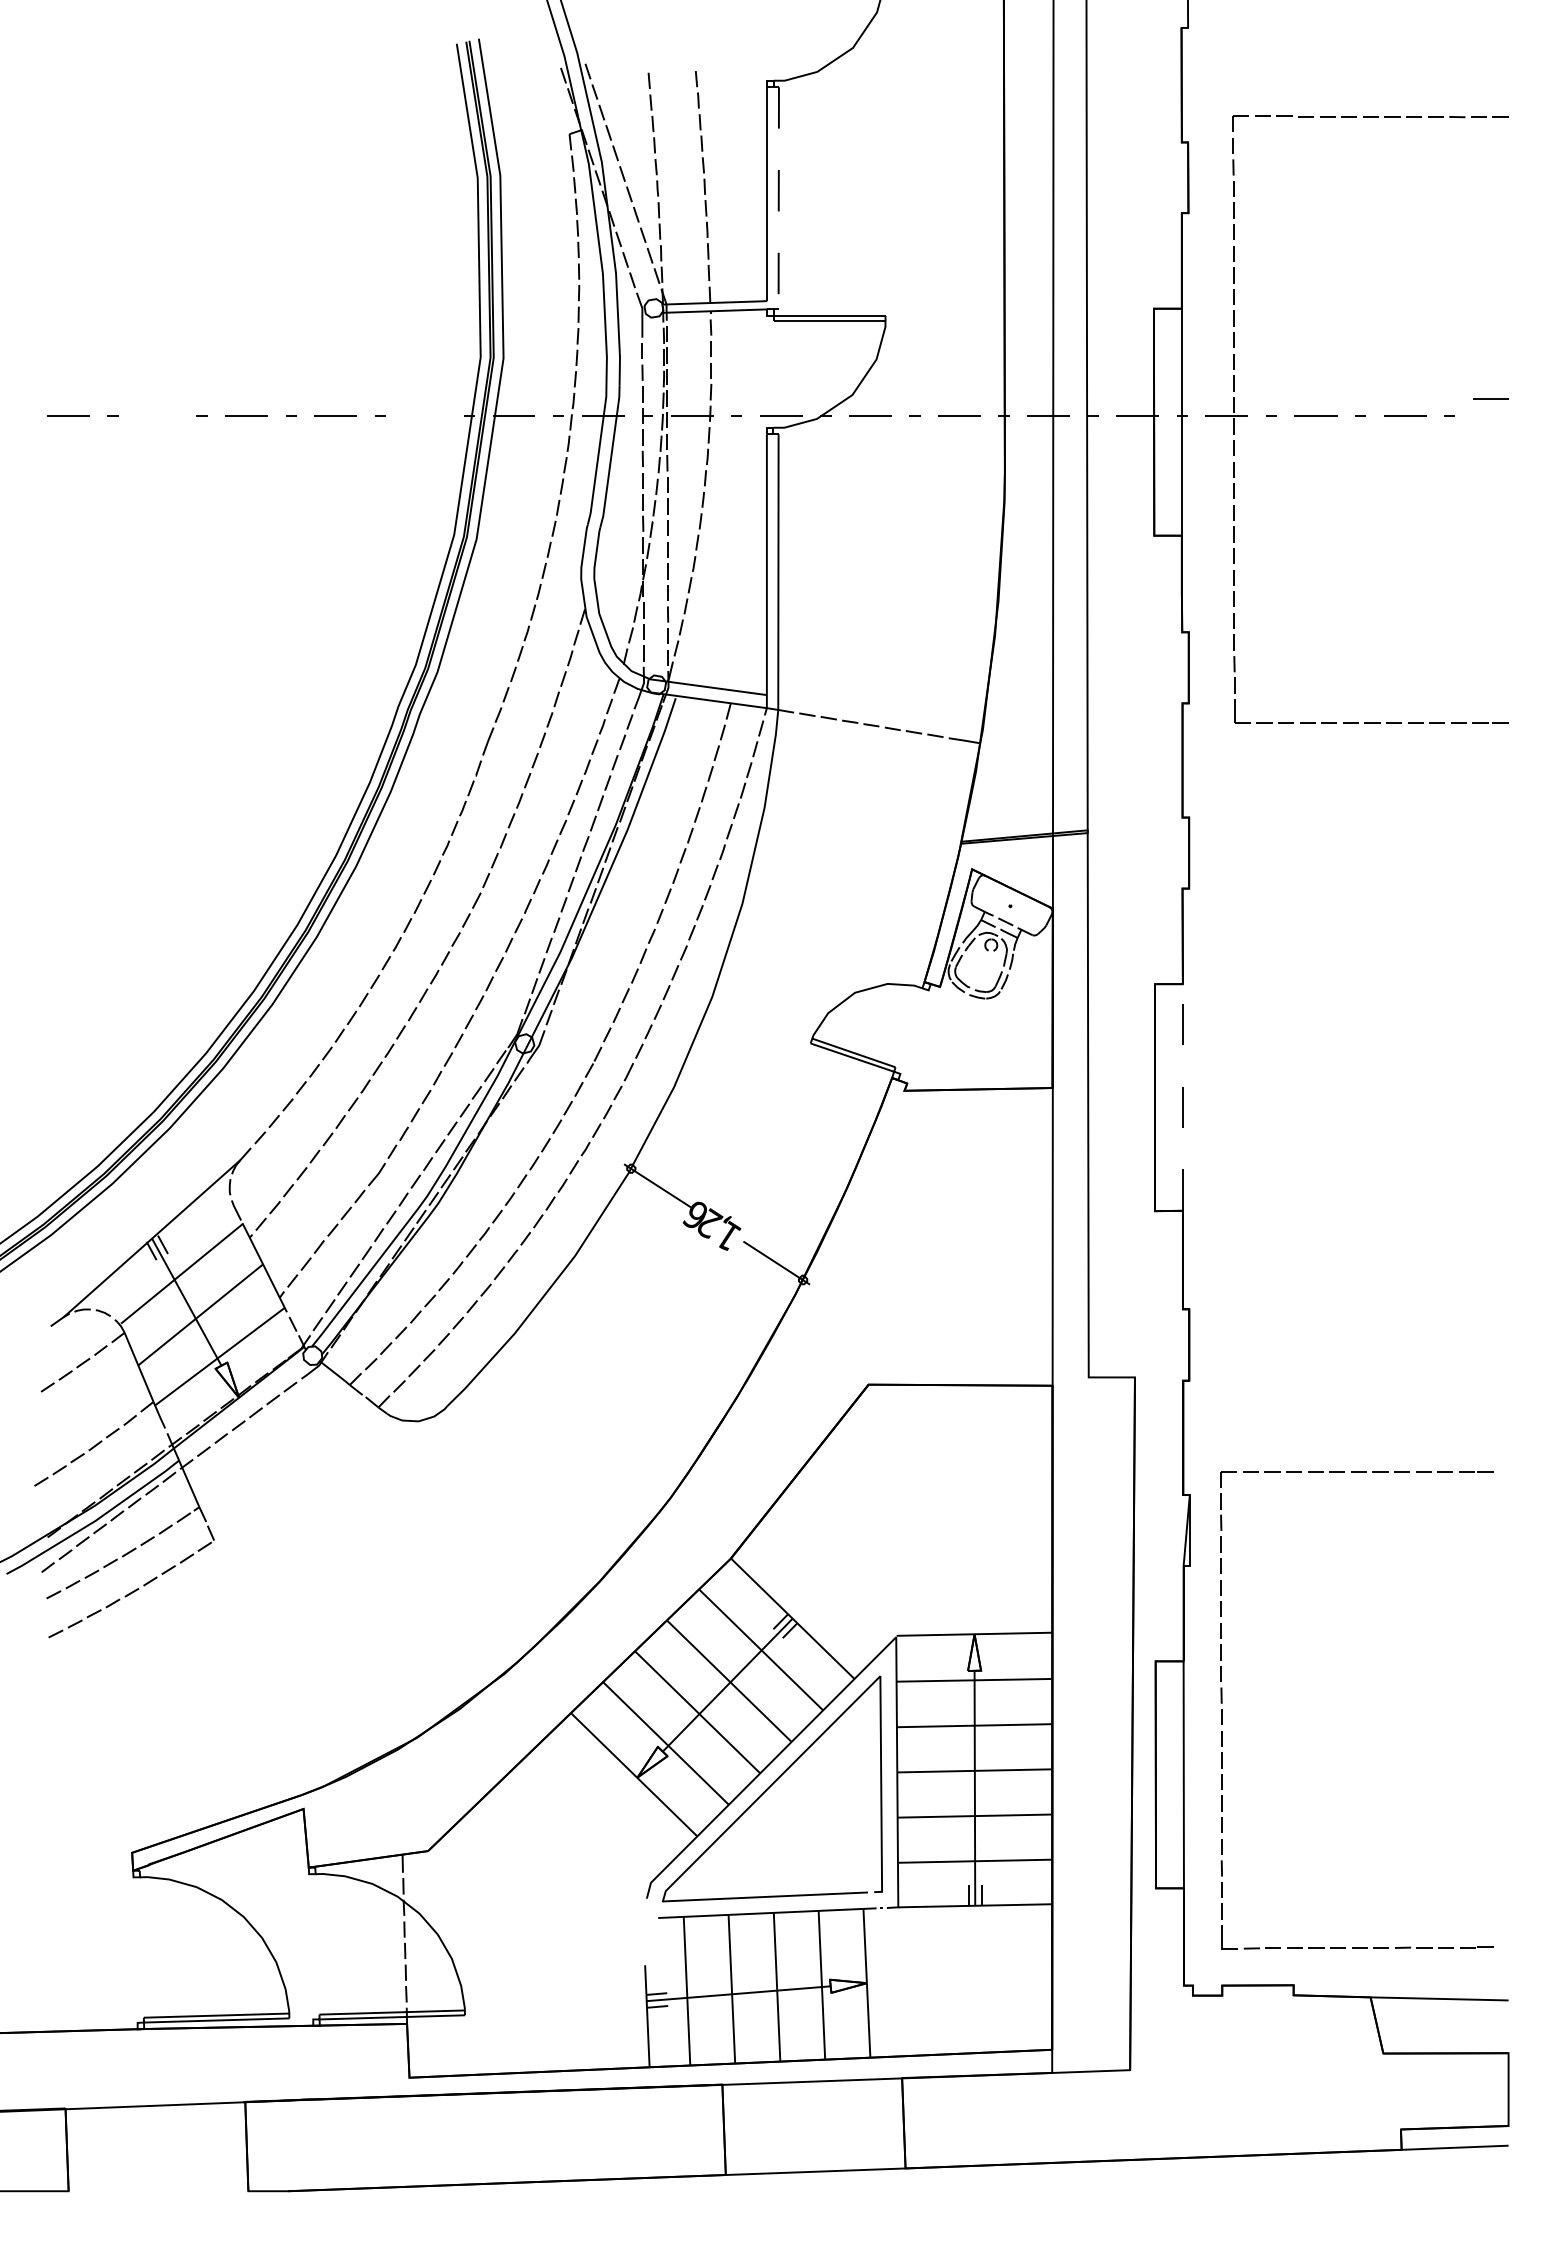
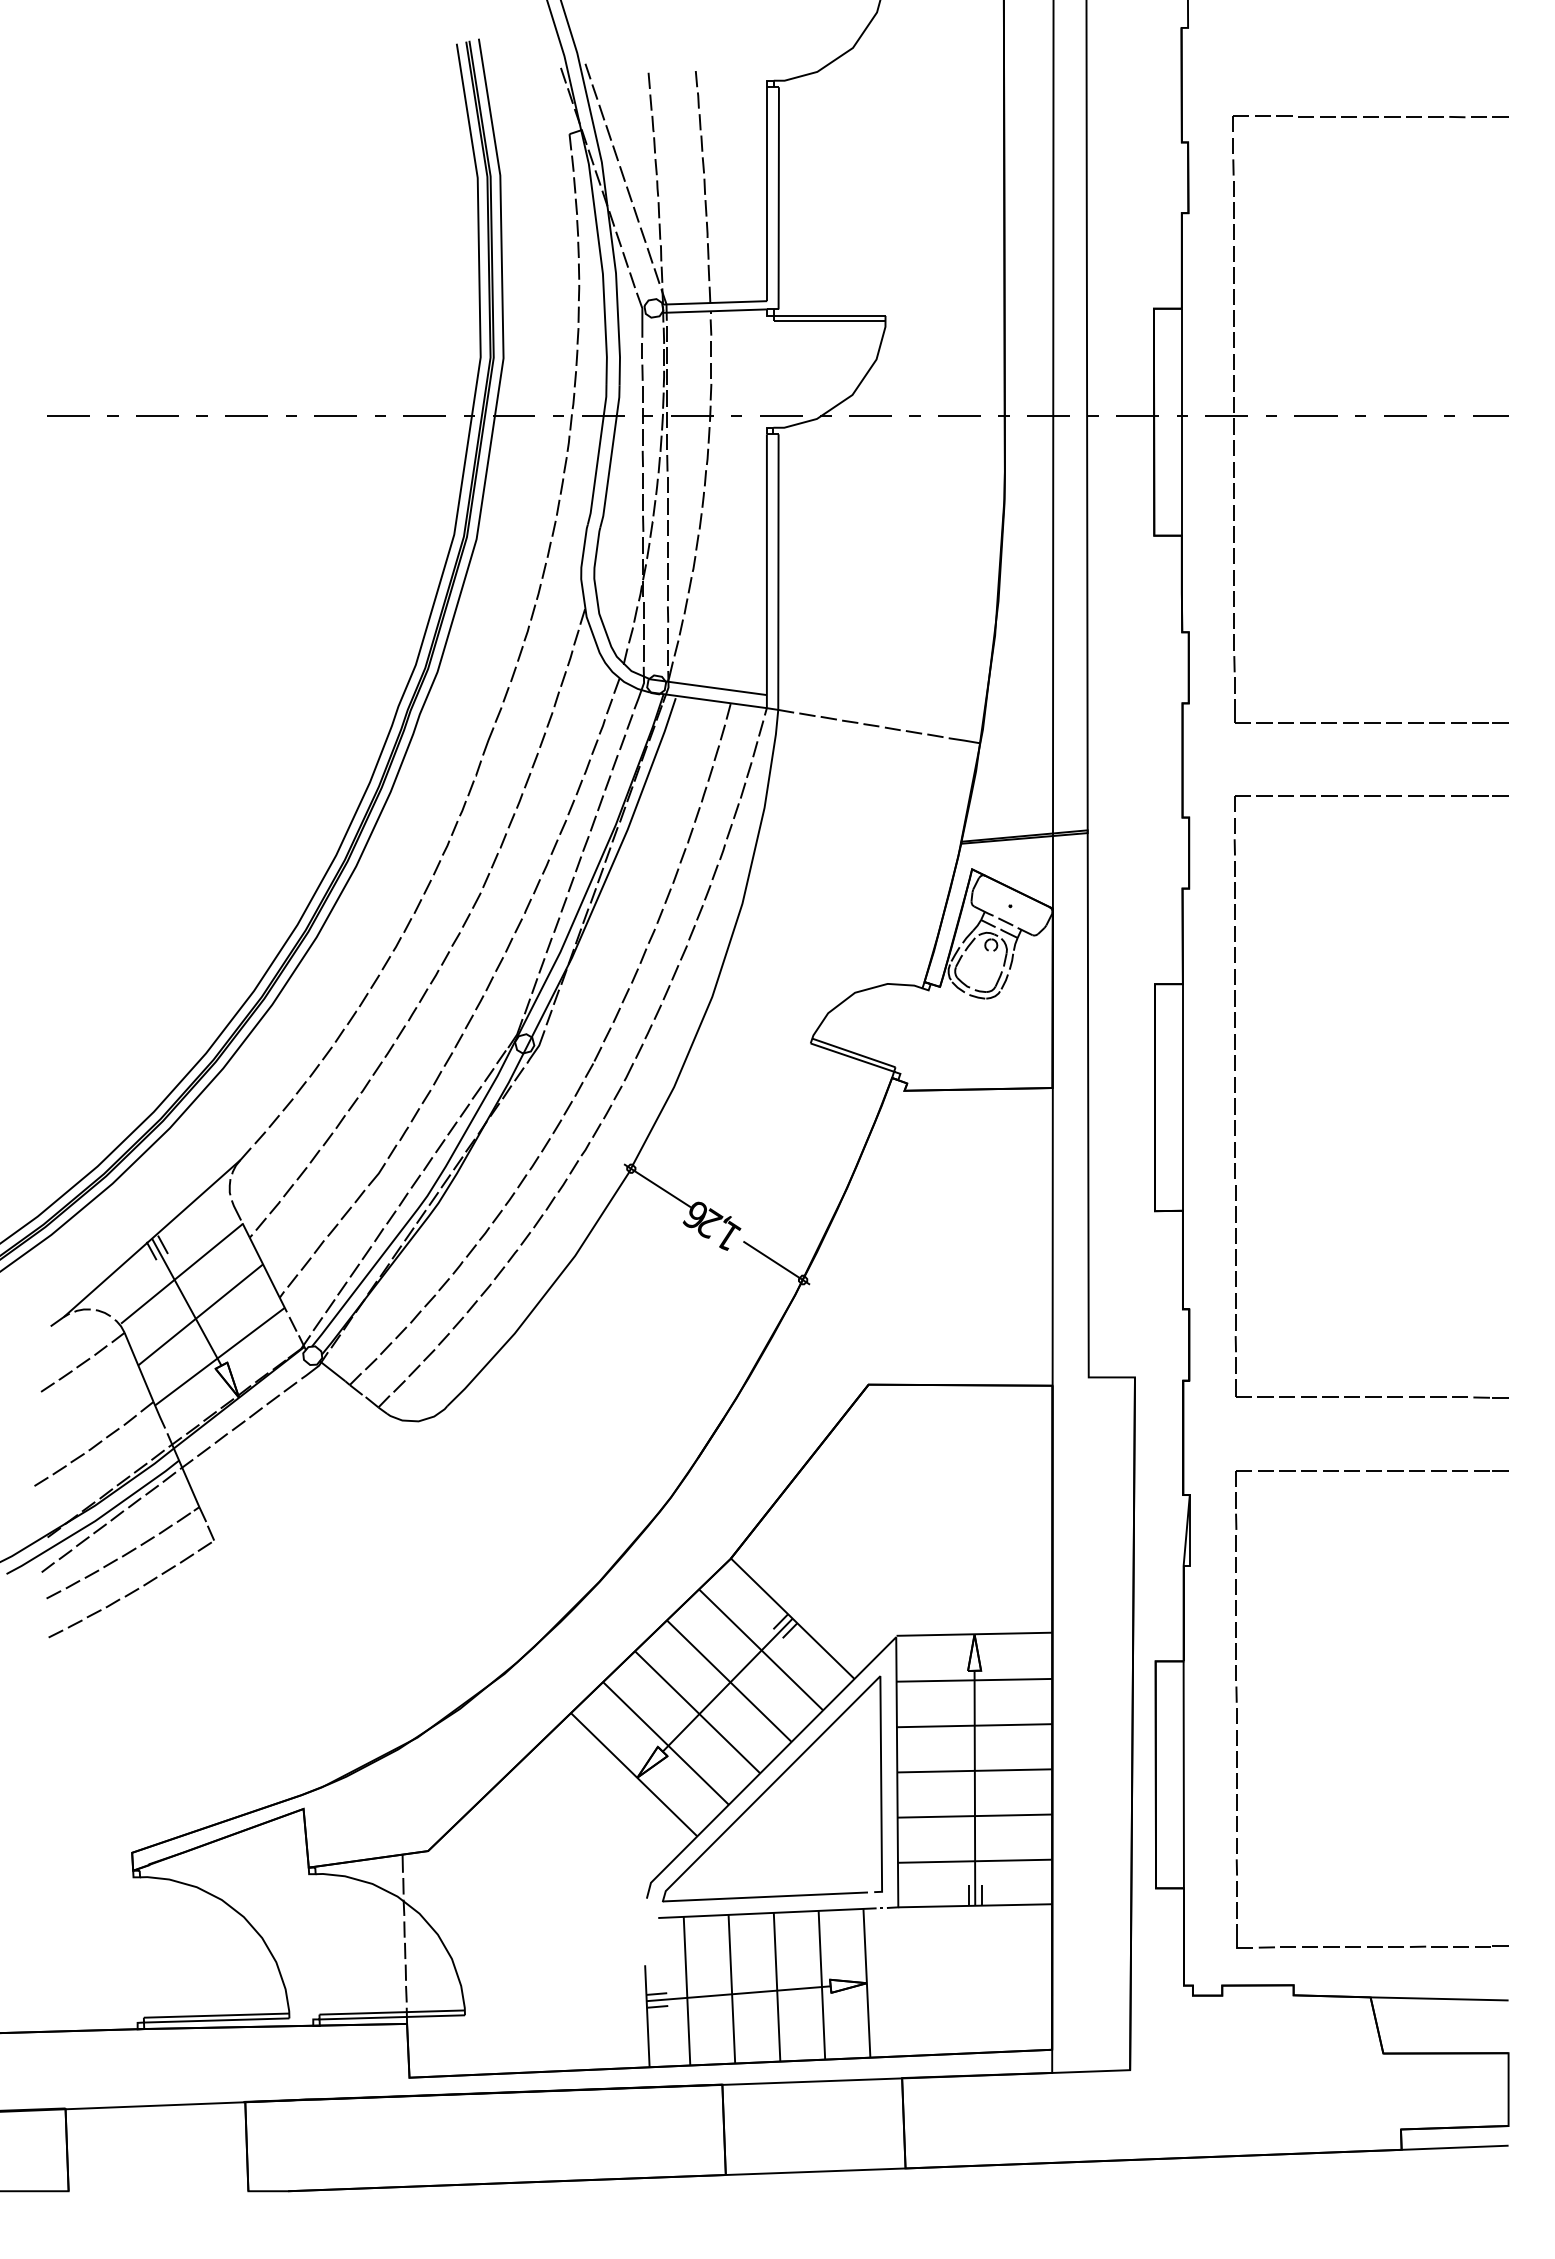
line: dashed -> solid (778, 198)
line position: (1490, 398) -> (1490, 415) (1490, 415)
line: none -> present (157, 415)
line: none -> present (424, 415)
line: dashed -> solid (1182, 1096)
part: none -> present (1235, 1098)
part position: (1222, 1710) -> (1237, 1709) (1237, 1709)
